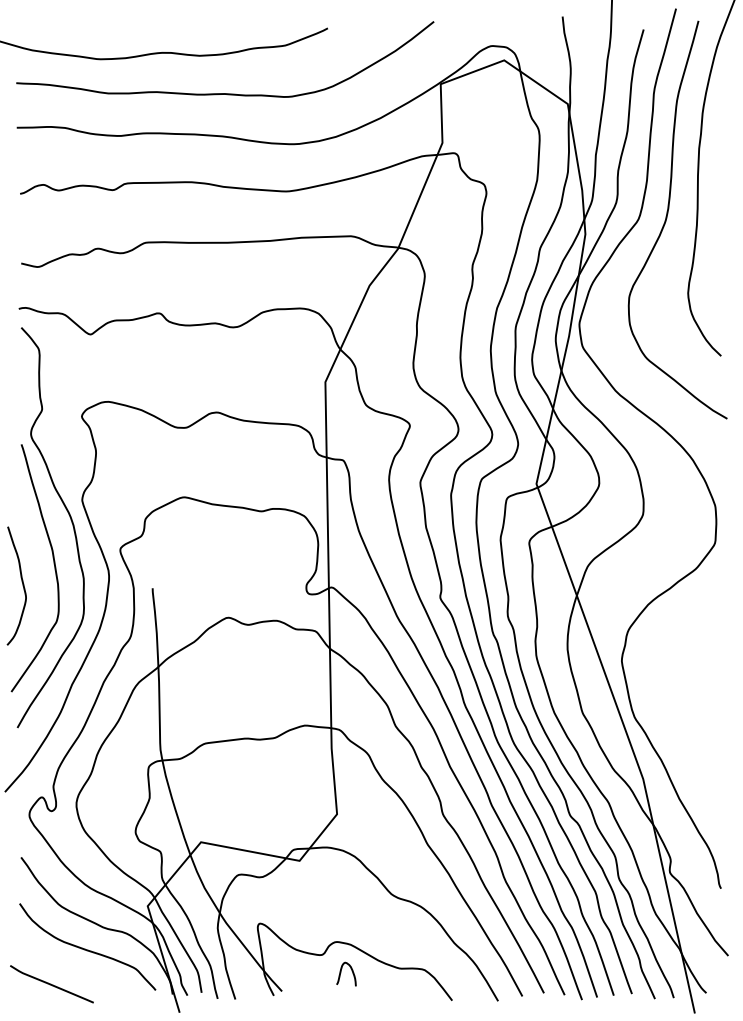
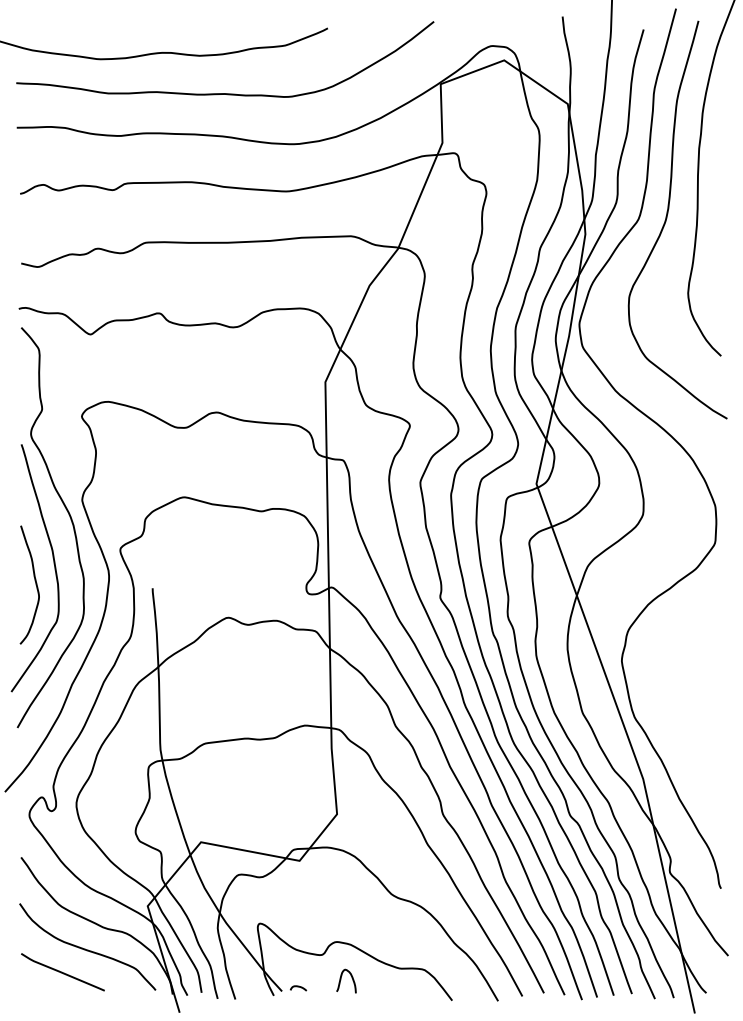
curve position: (22, 585) -> (35, 584) (35, 584)
curve position: (341, 973) -> (341, 980) (341, 980)
curve position: (51, 984) -> (62, 972) (62, 972)
curve: none -> present (298, 987)
